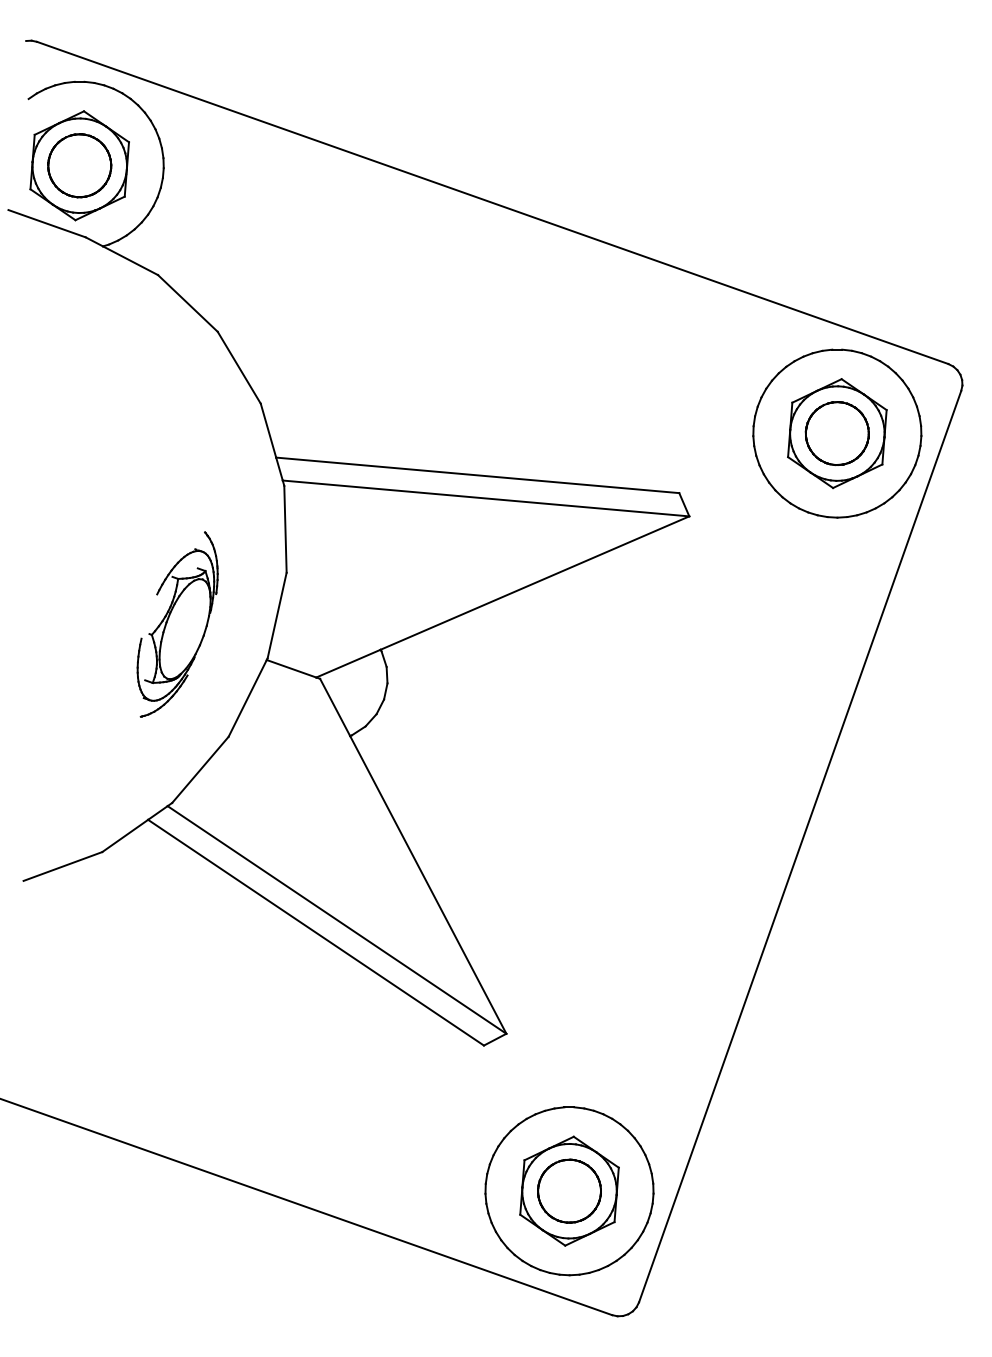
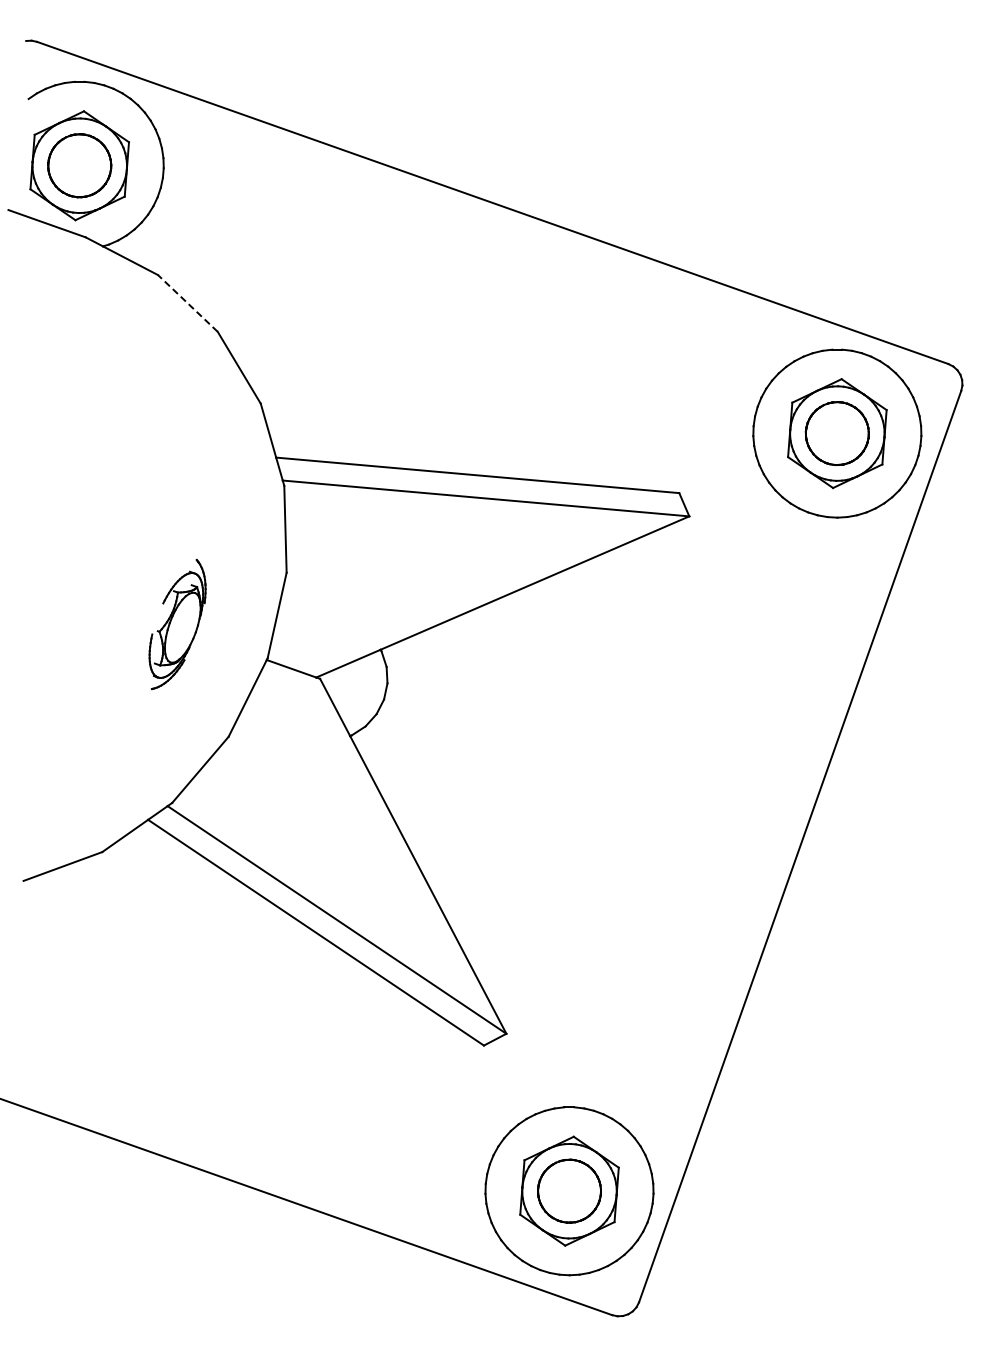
line: solid -> dashed (187, 303)
part size: 83x187 px -> 59x133 px (177, 624)
